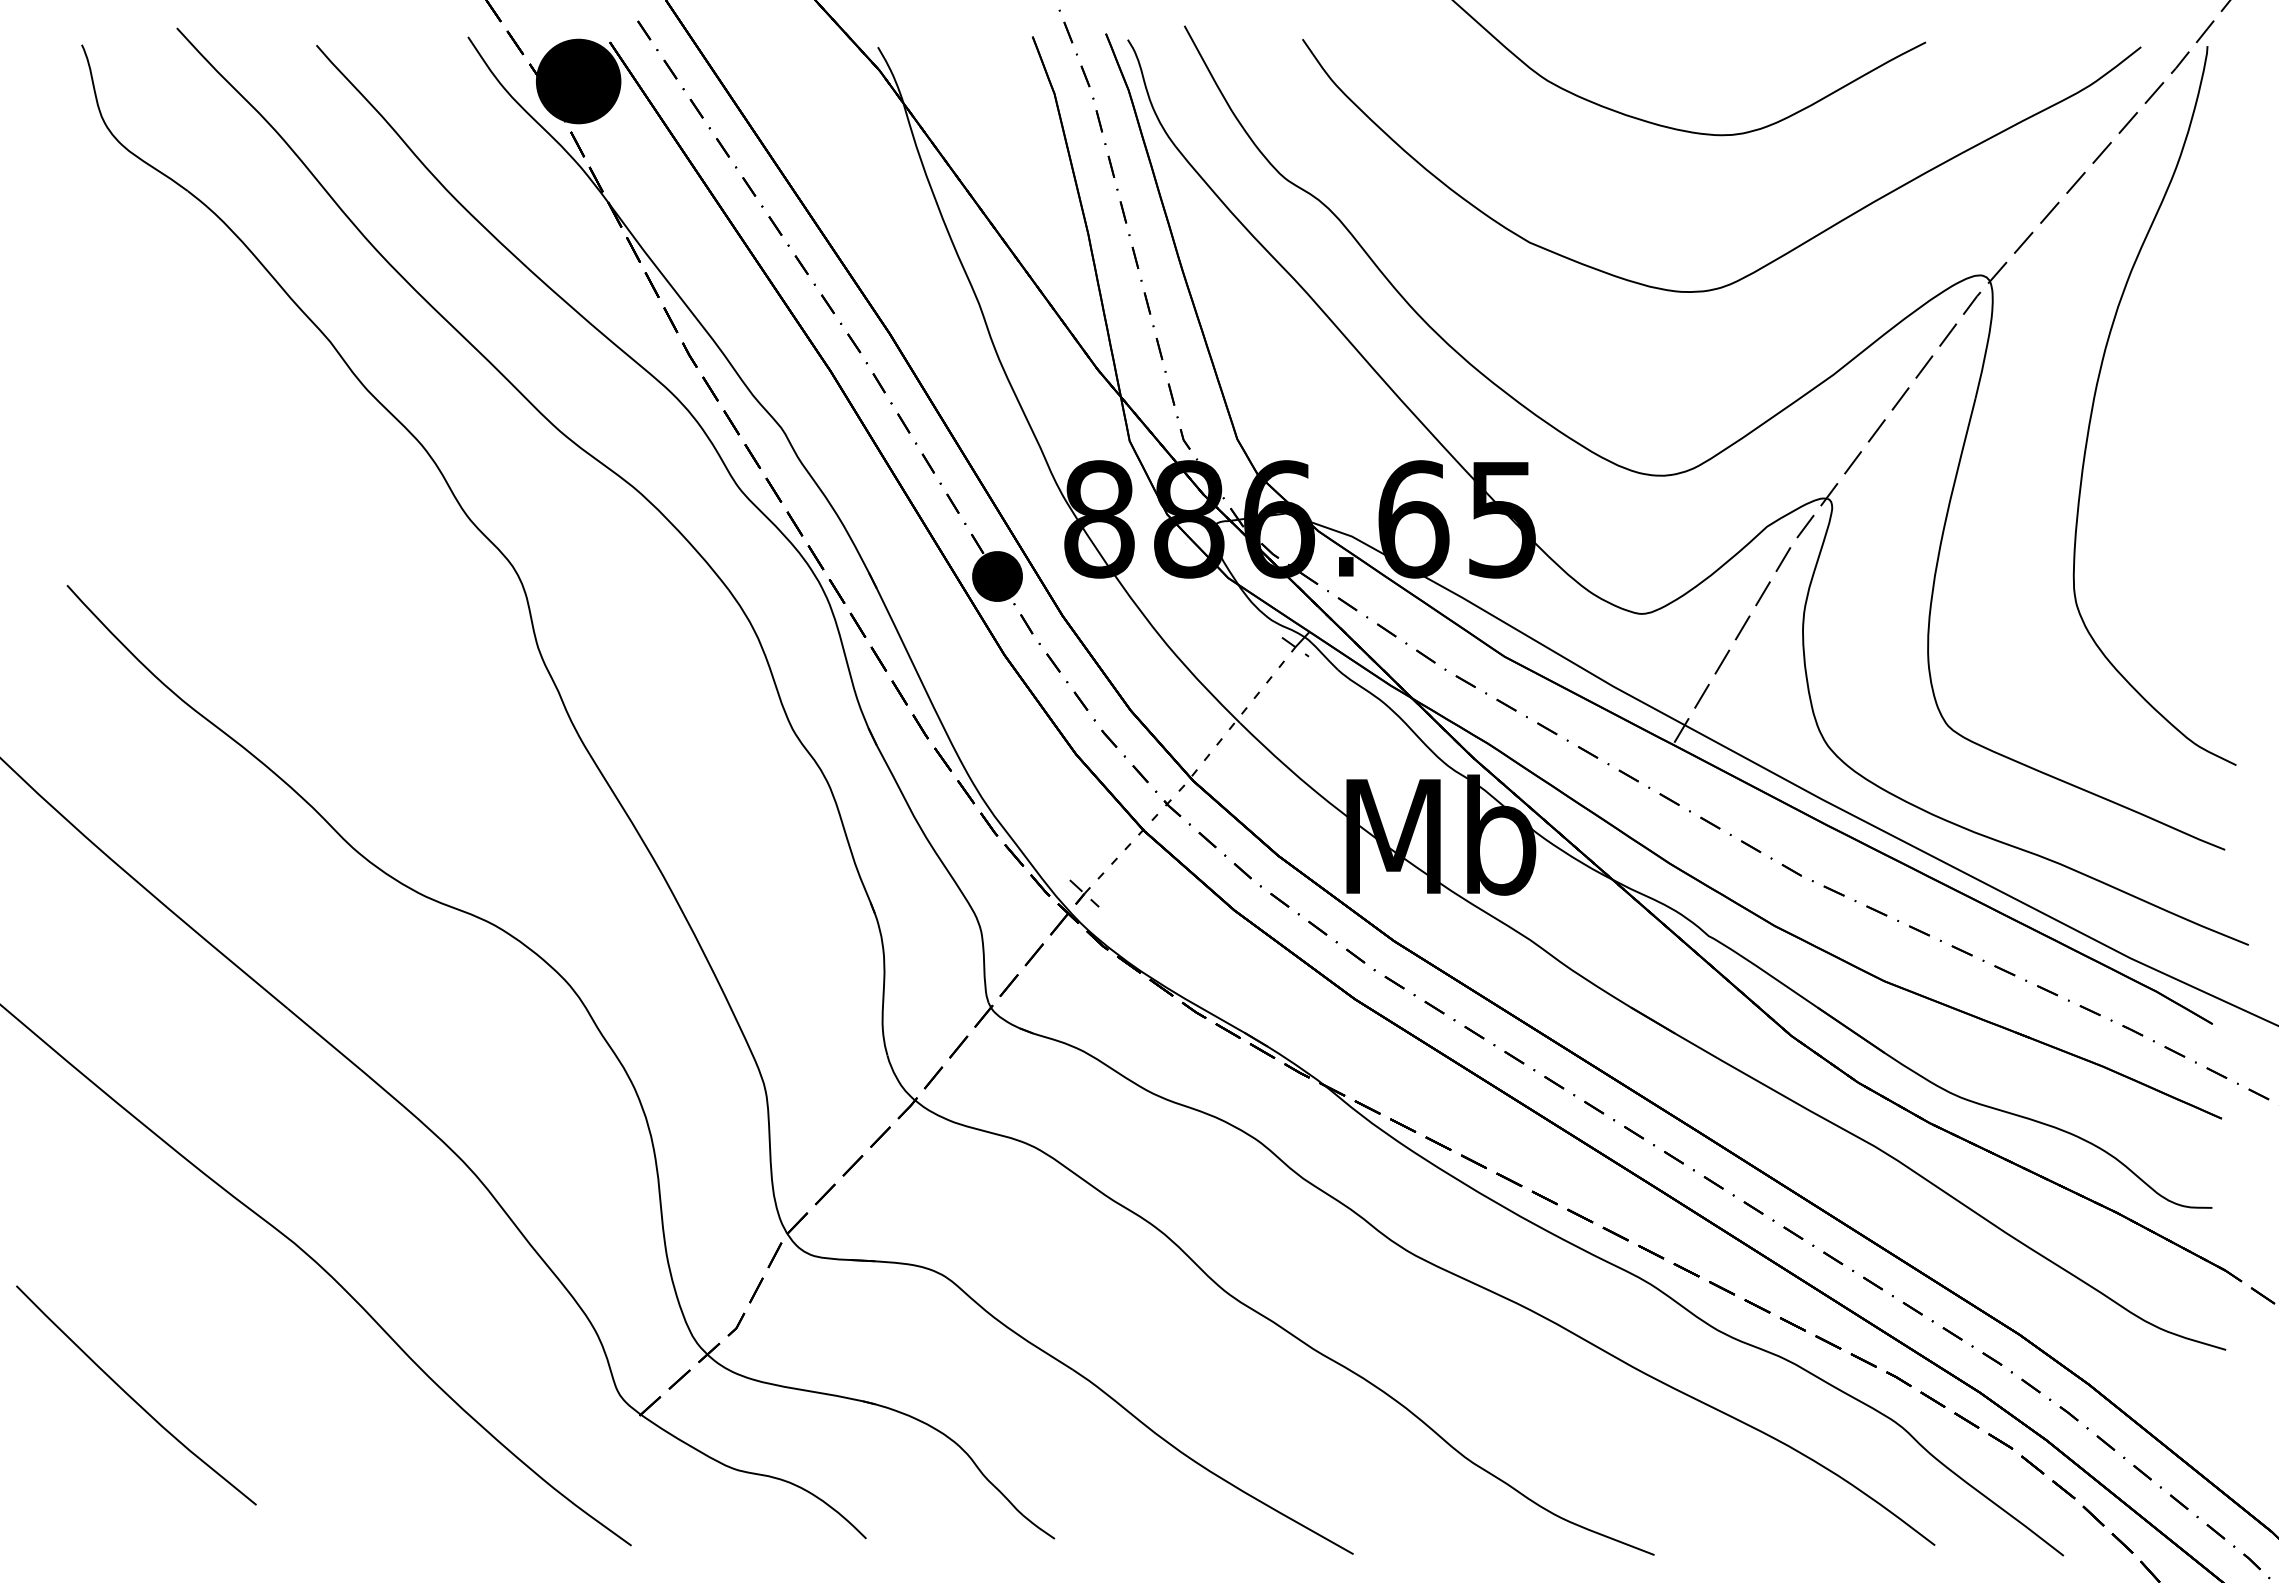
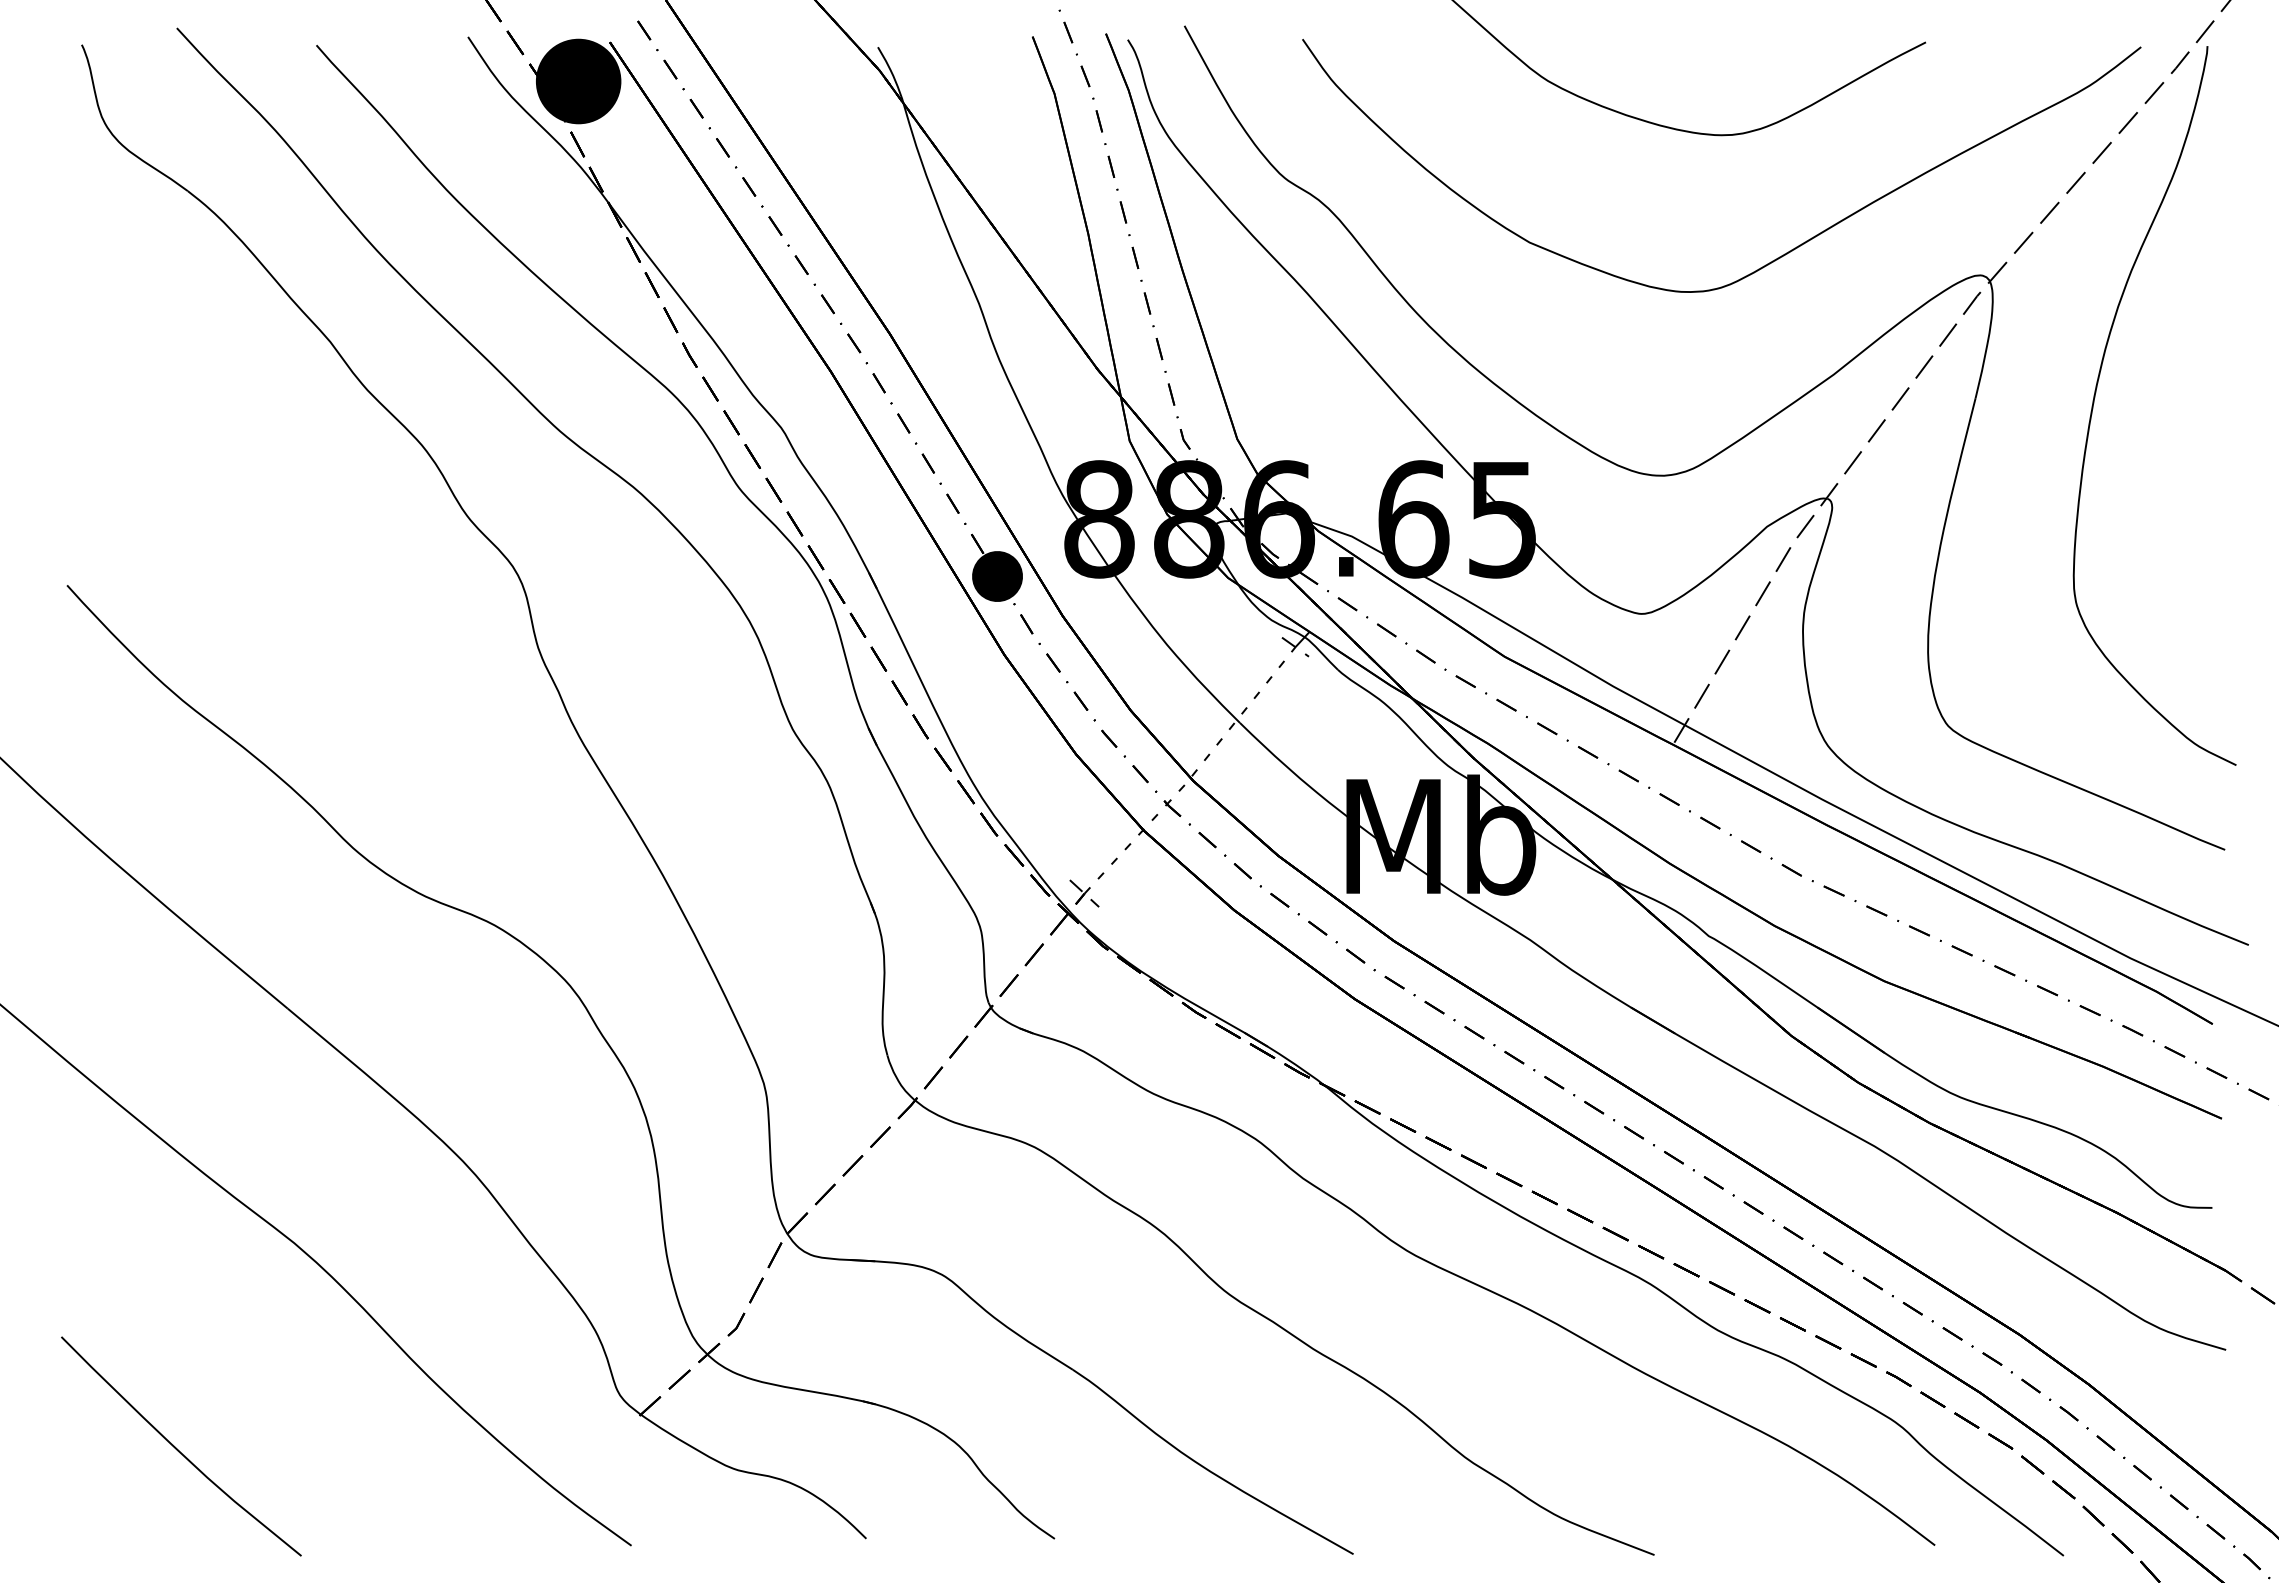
curve position: (133, 1398) -> (178, 1449) (178, 1449)
